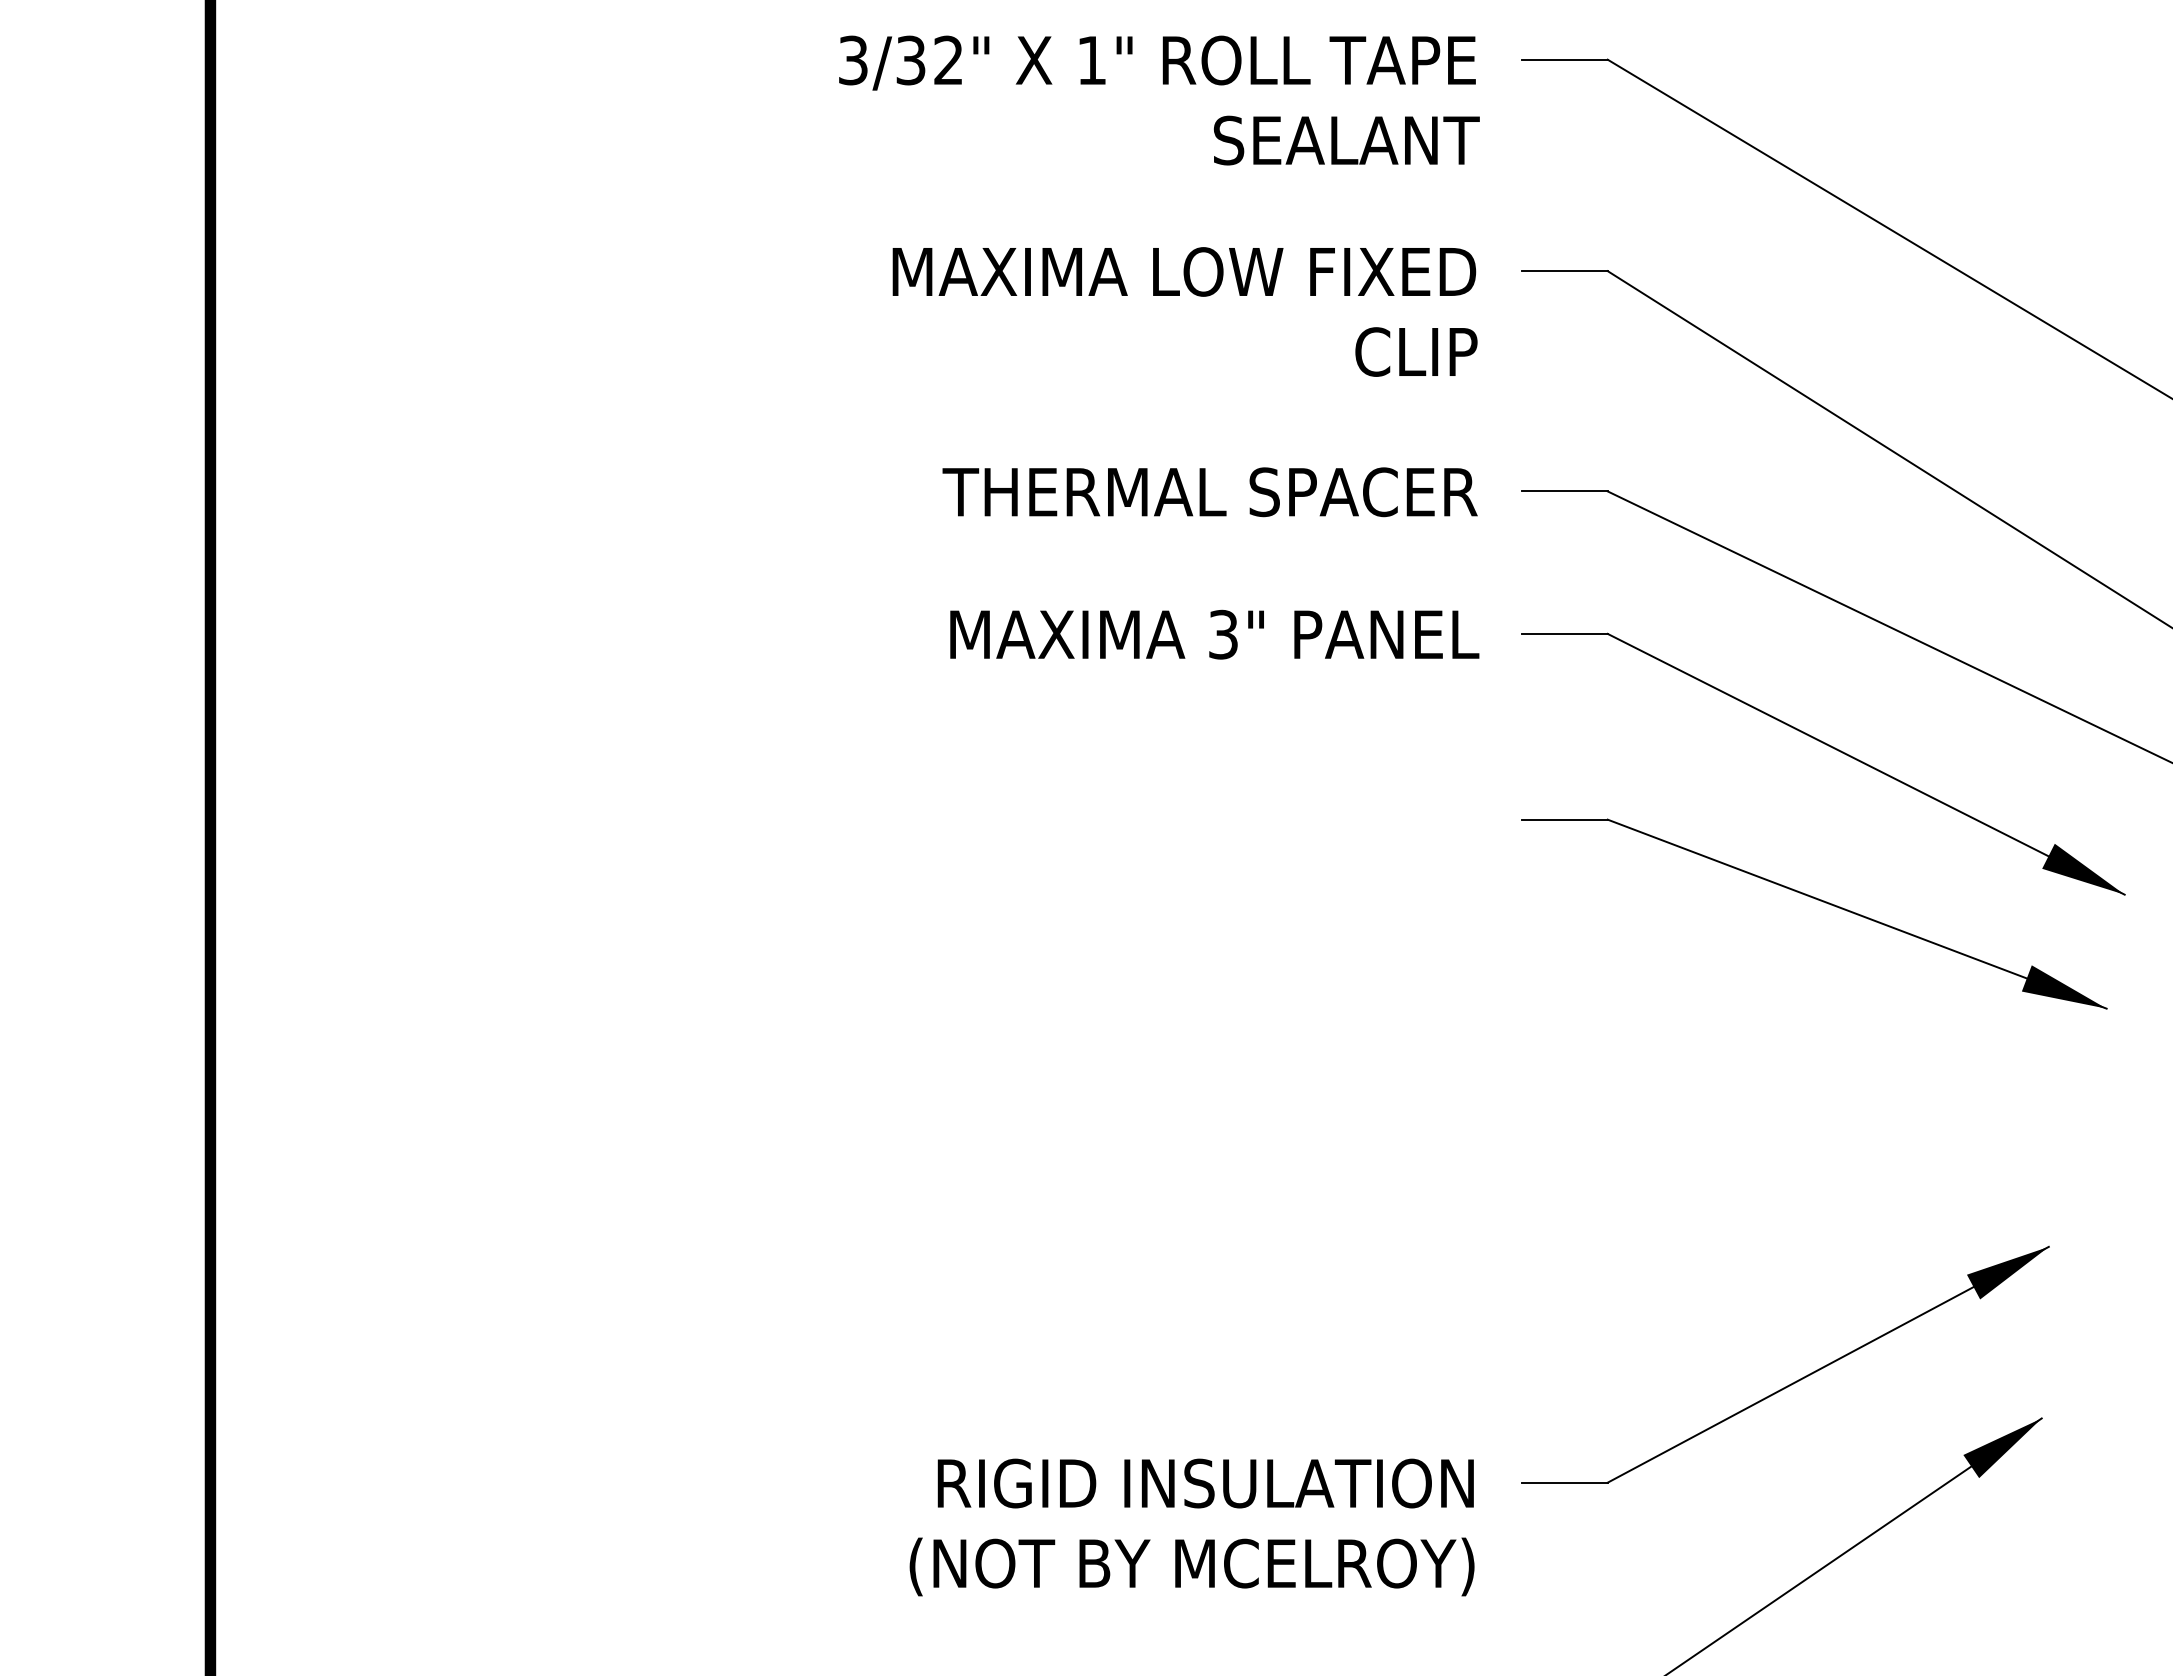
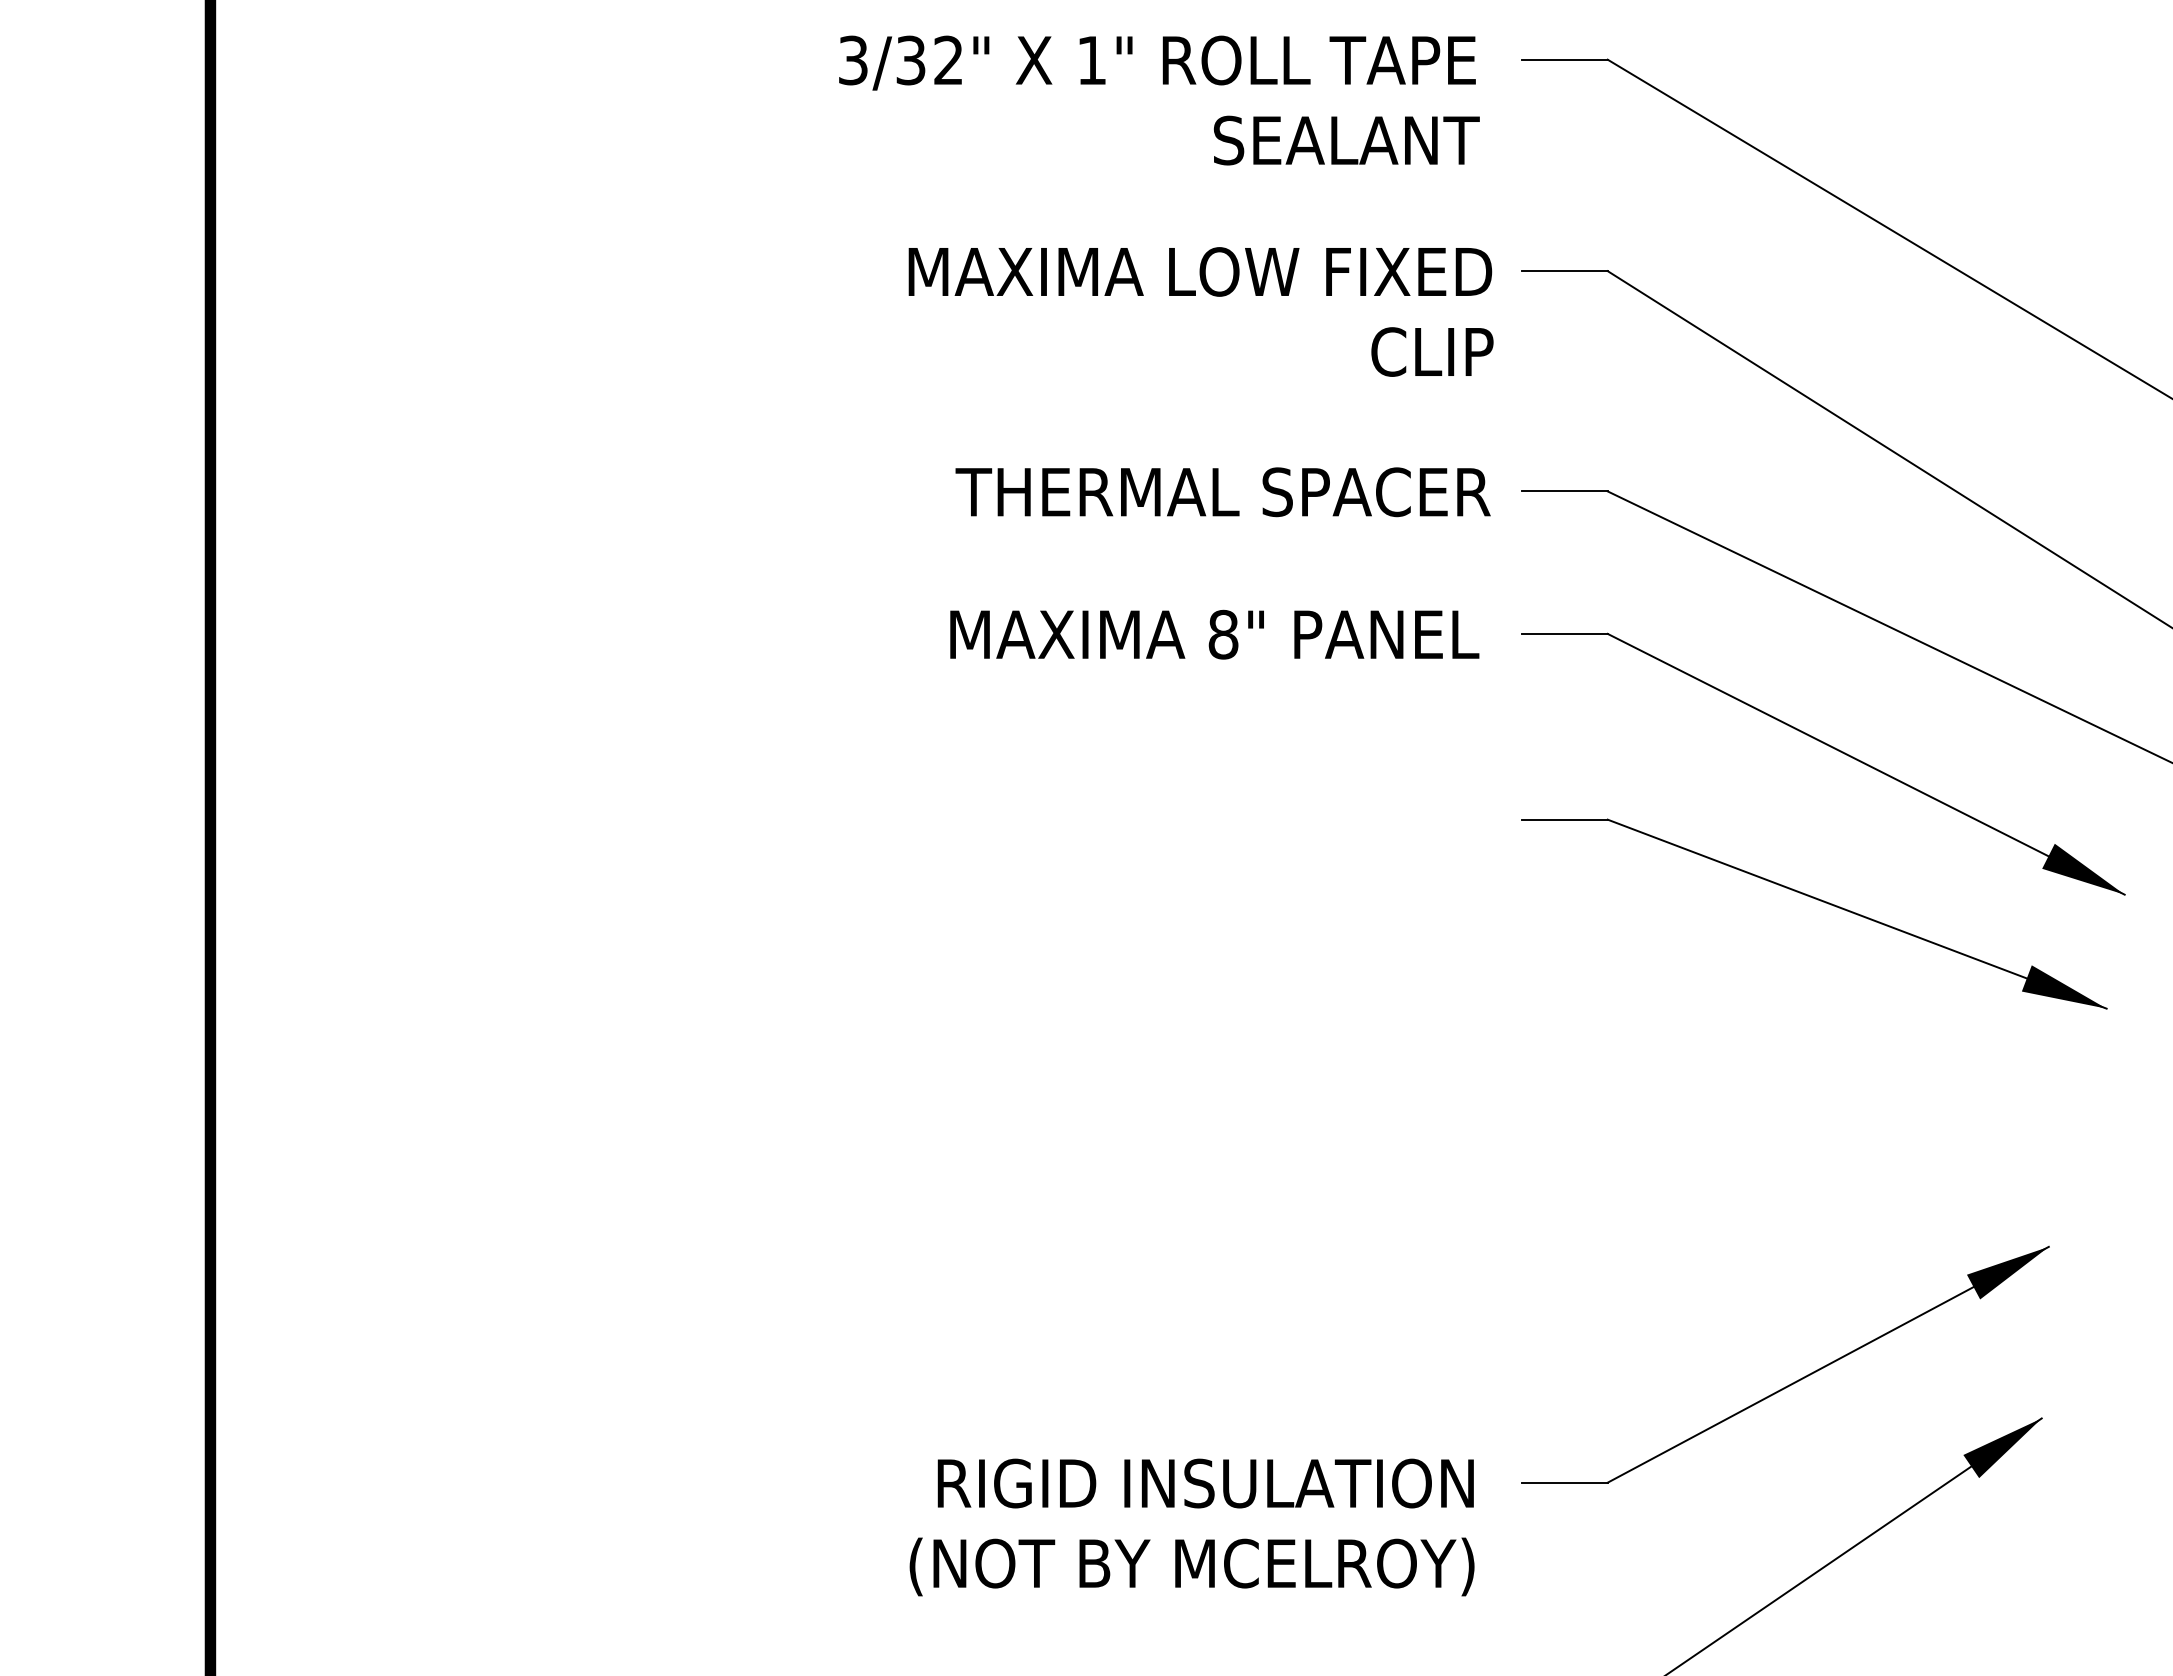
text position: (1184, 311) -> (1200, 311) (1200, 311)
text position: (1209, 492) -> (1222, 492) (1222, 492)
text: 3" -> 8" (1223, 634)
